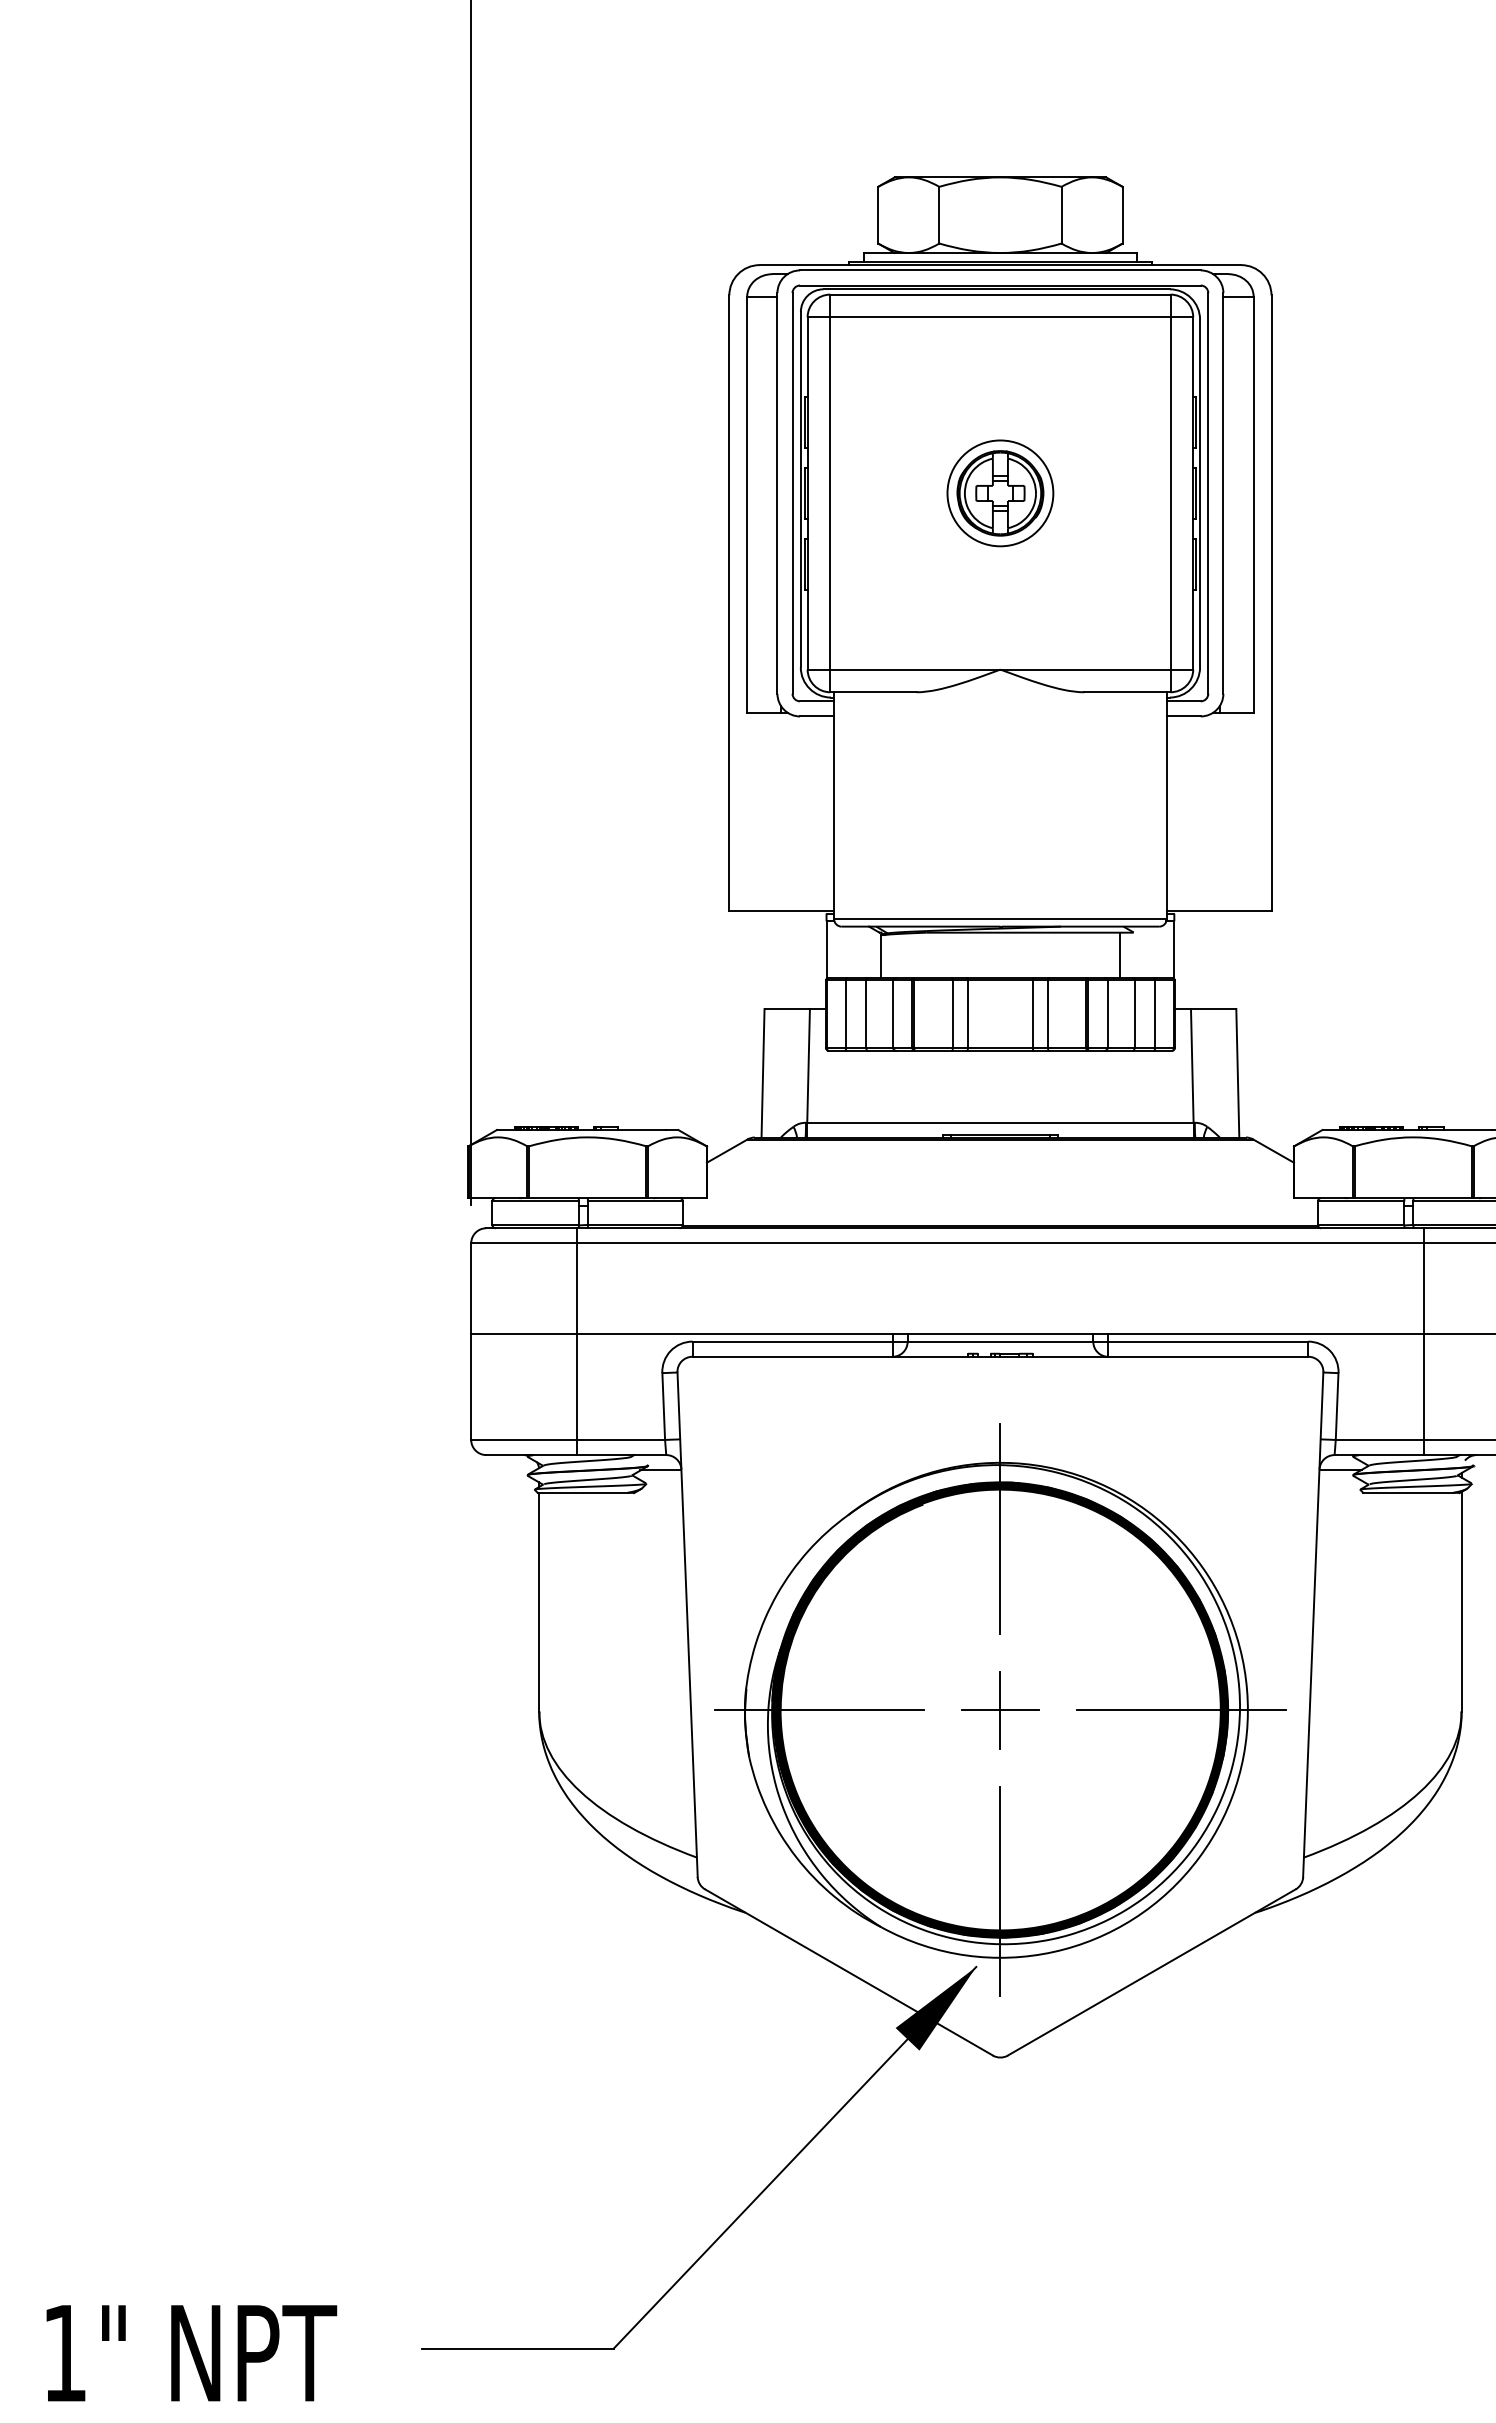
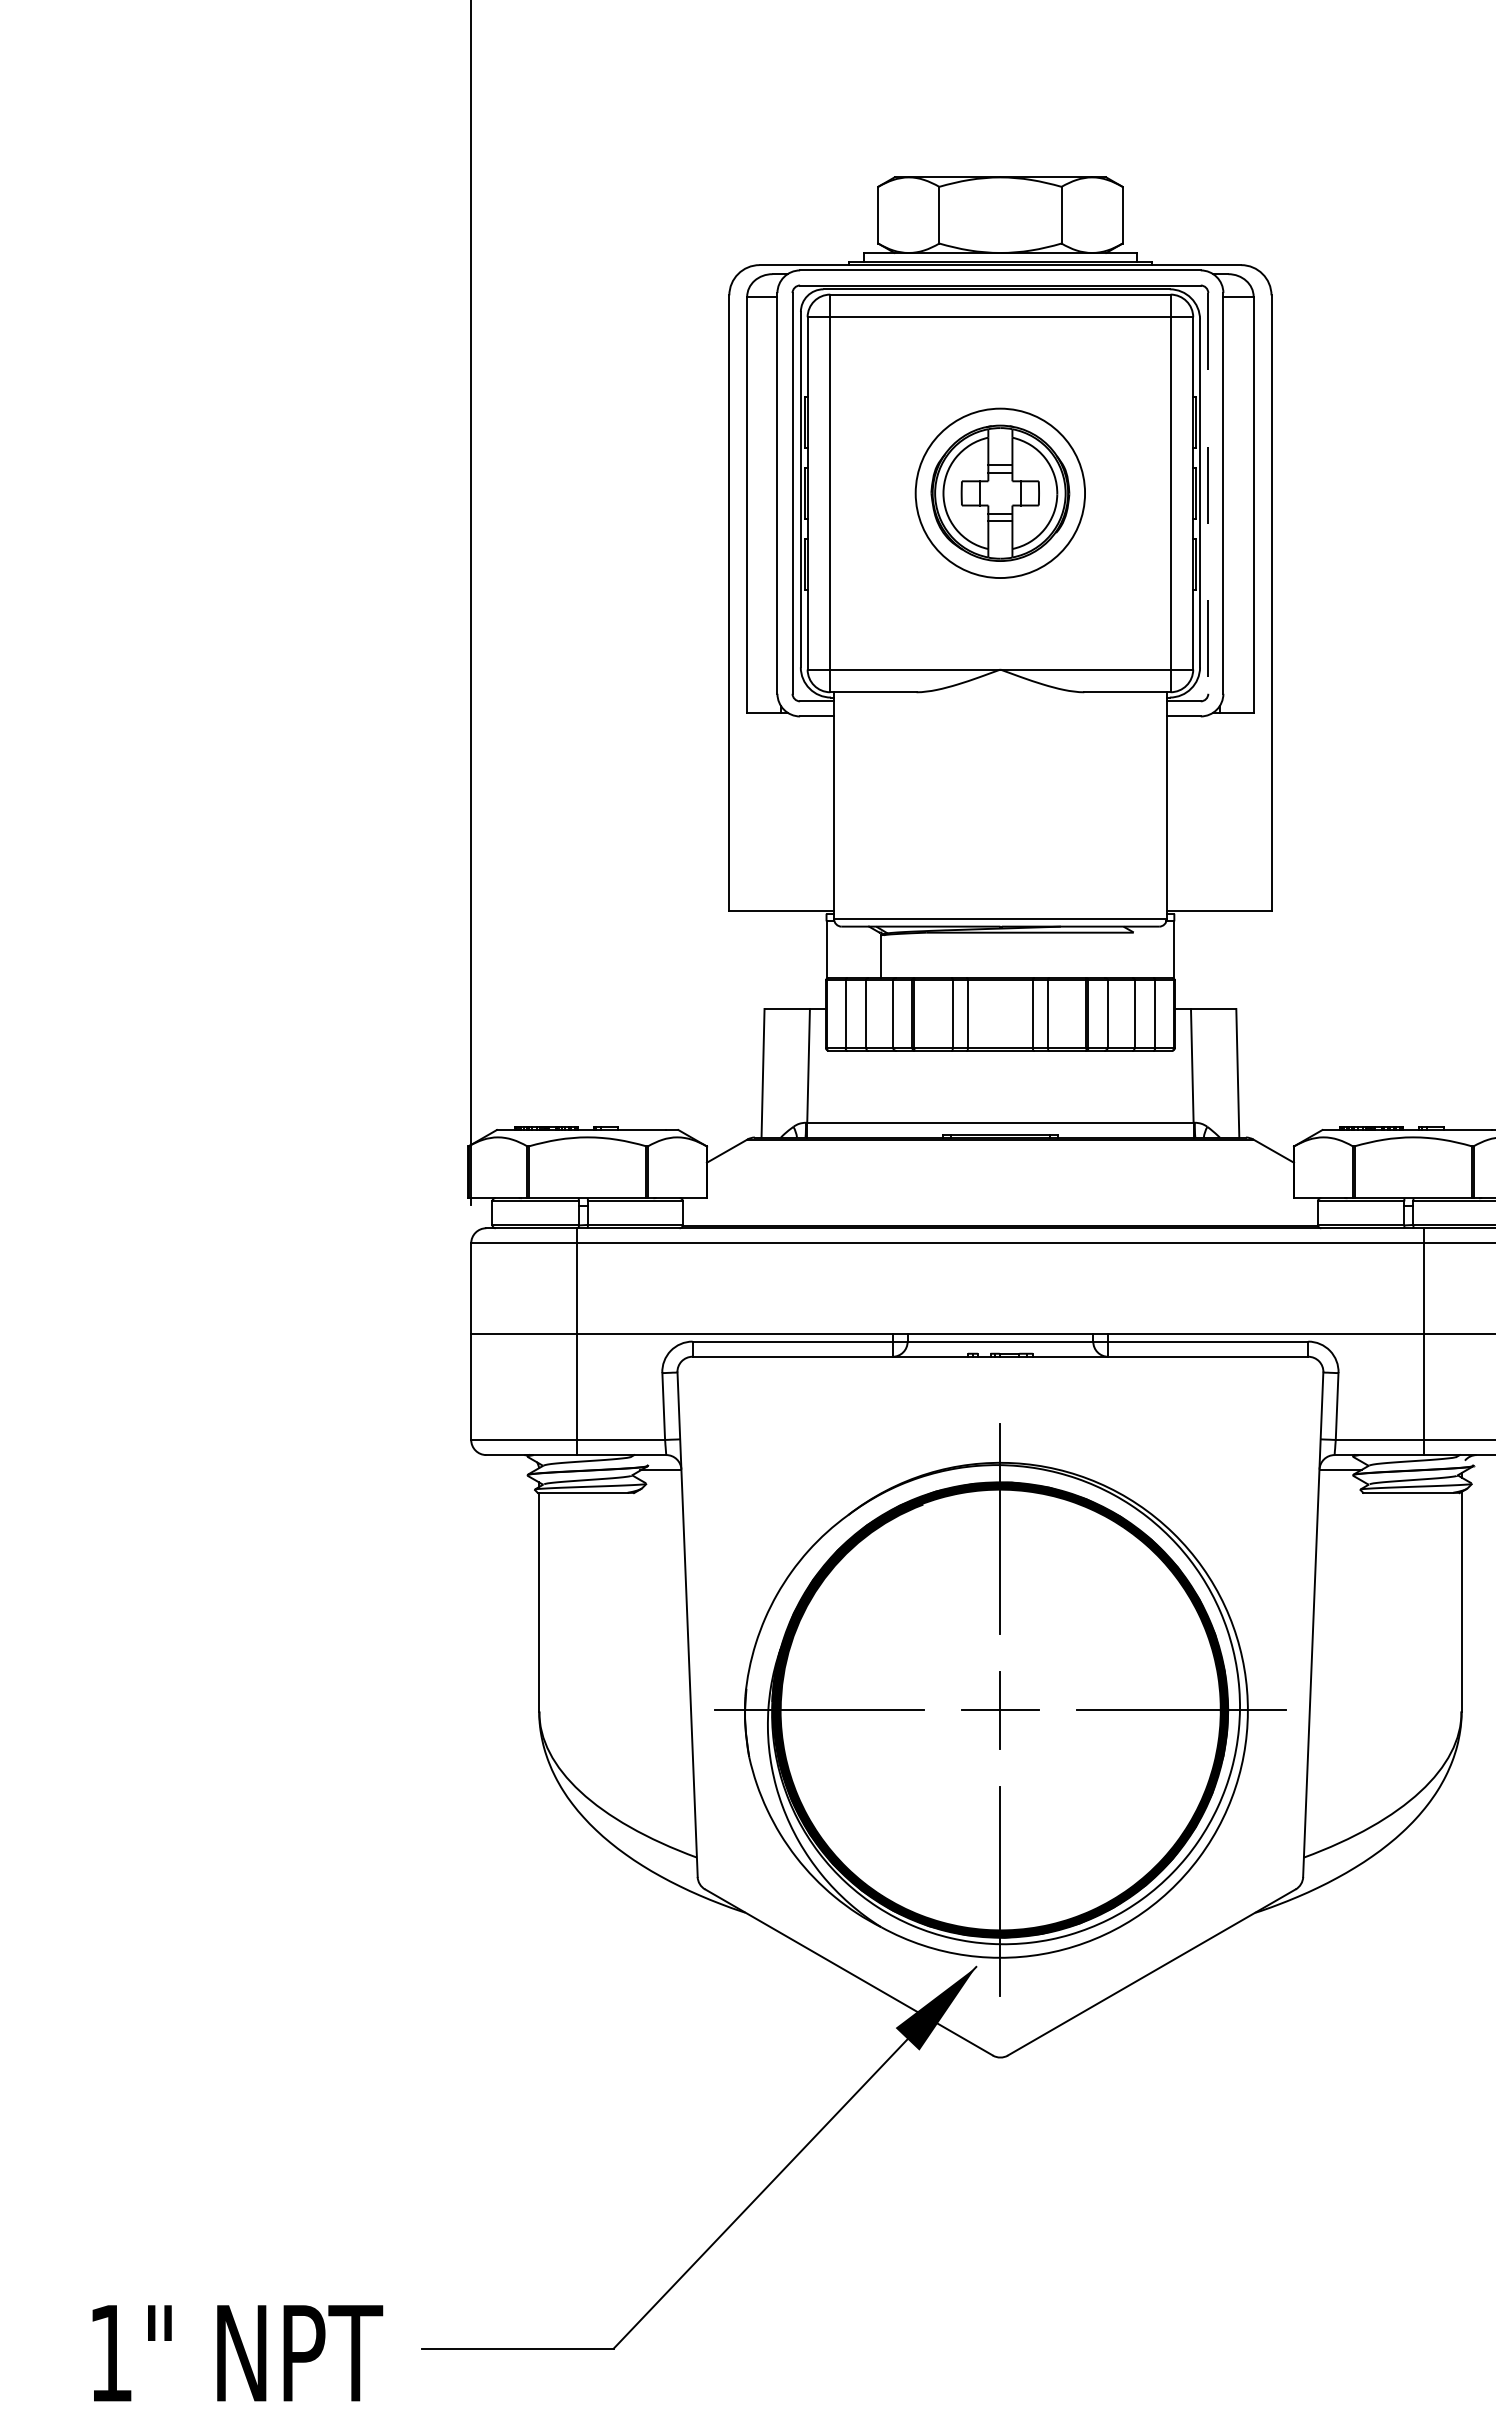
part size: 109x109 px -> 172x172 px (999, 492)
line: solid -> dashed (1208, 493)
line: present -> none (1119, 955)
text position: (191, 2353) -> (237, 2353) (237, 2353)
